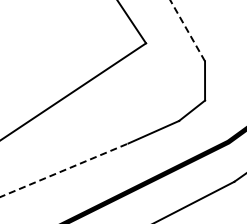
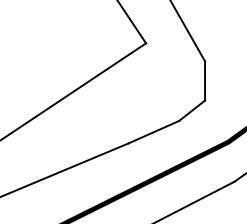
line: dashed -> solid (187, 31)
line: dashed -> solid (64, 170)
